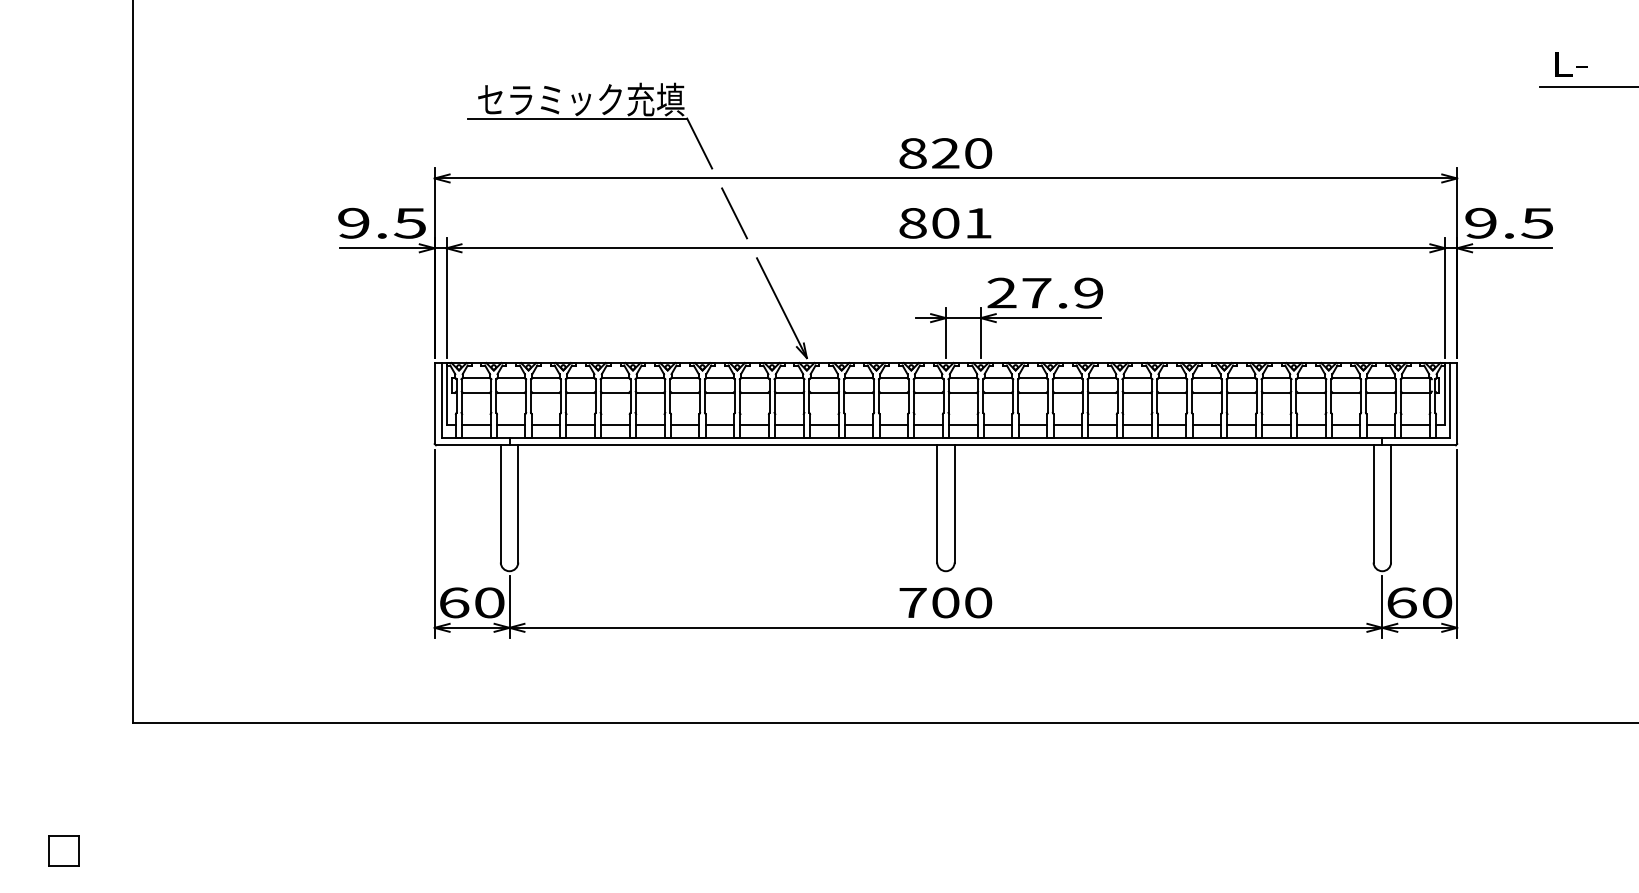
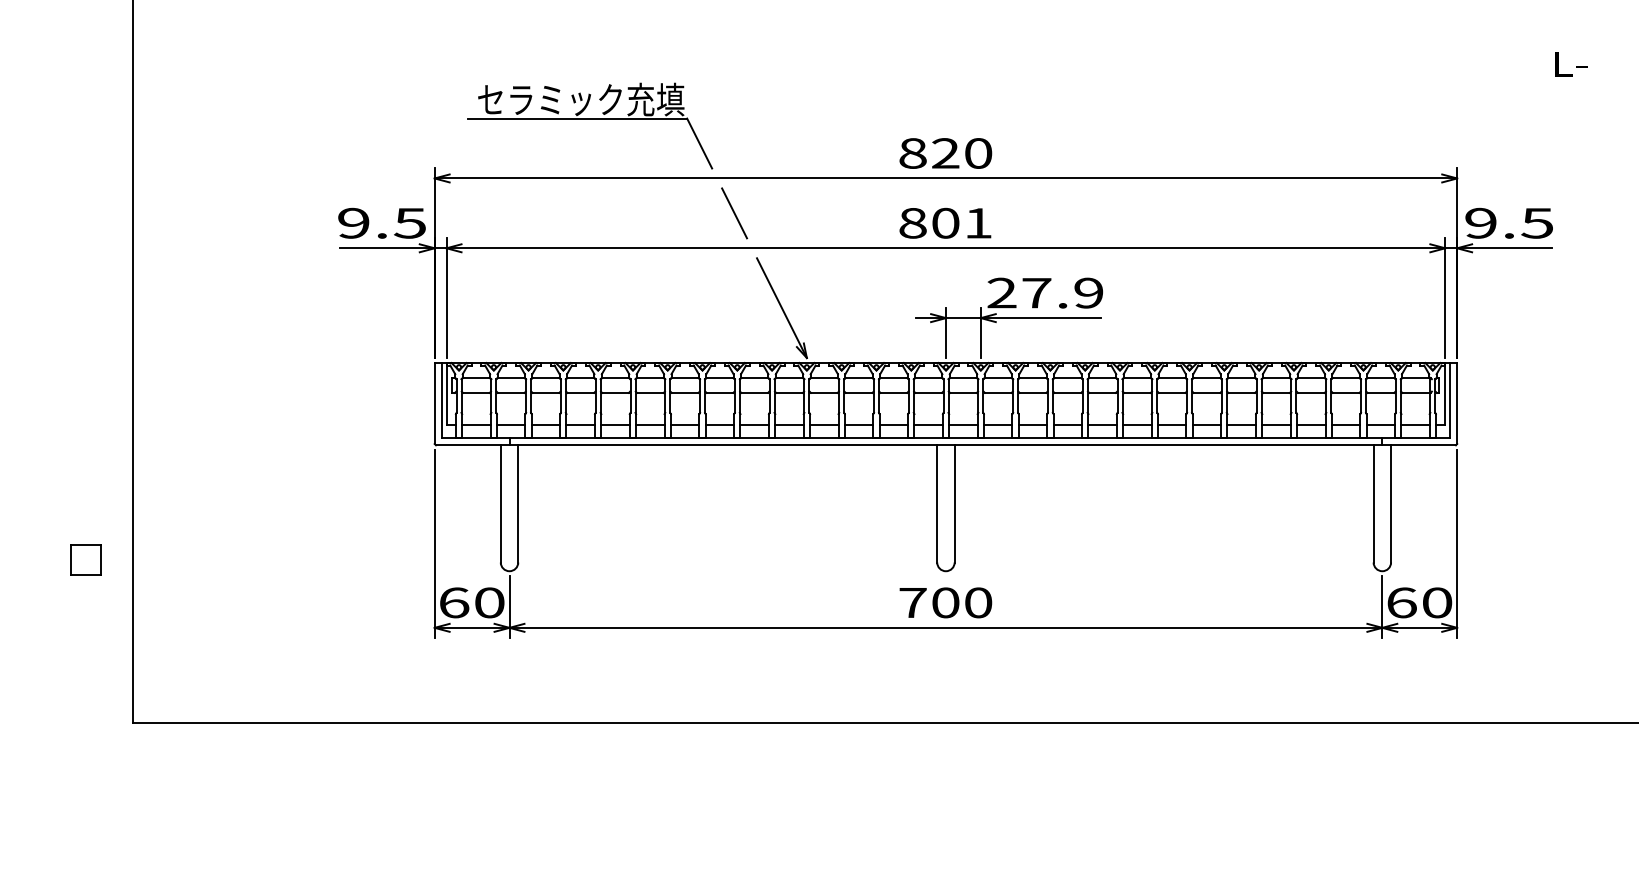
line: present -> none (1587, 86)
part position: (63, 850) -> (85, 559) (85, 559)
